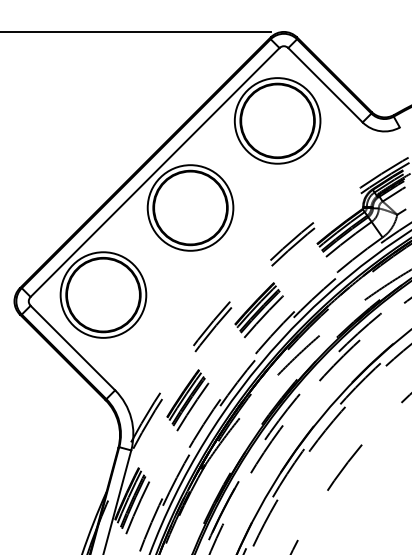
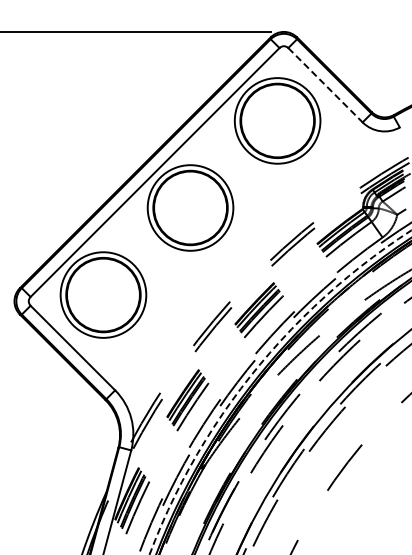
line: solid -> dashed (325, 85)
arc: solid -> dashed (254, 371)
